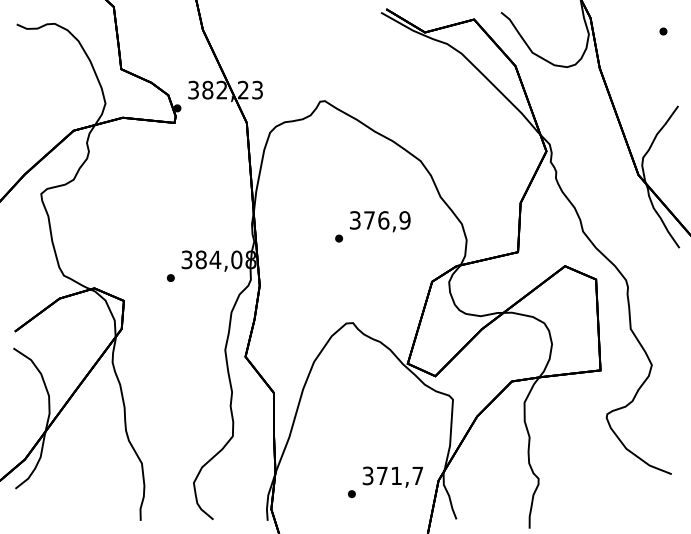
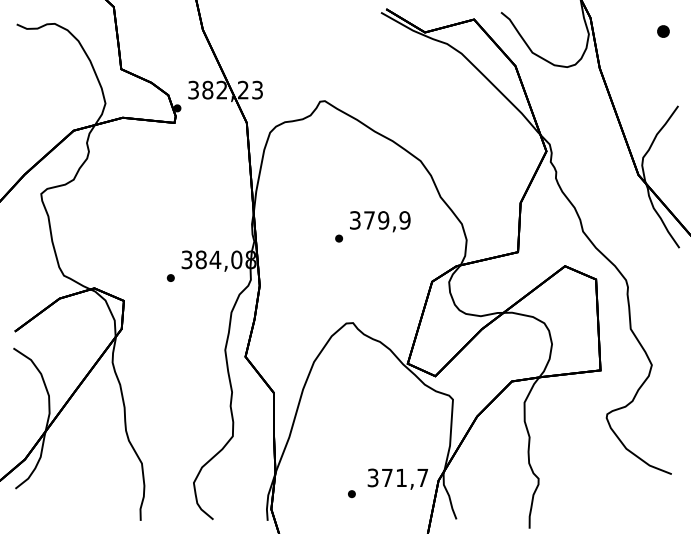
part size: 9x9 px -> 13x13 px (663, 31)
text: 376,9 -> 379,9 (383, 220)
text position: (392, 476) -> (397, 478) (397, 478)
